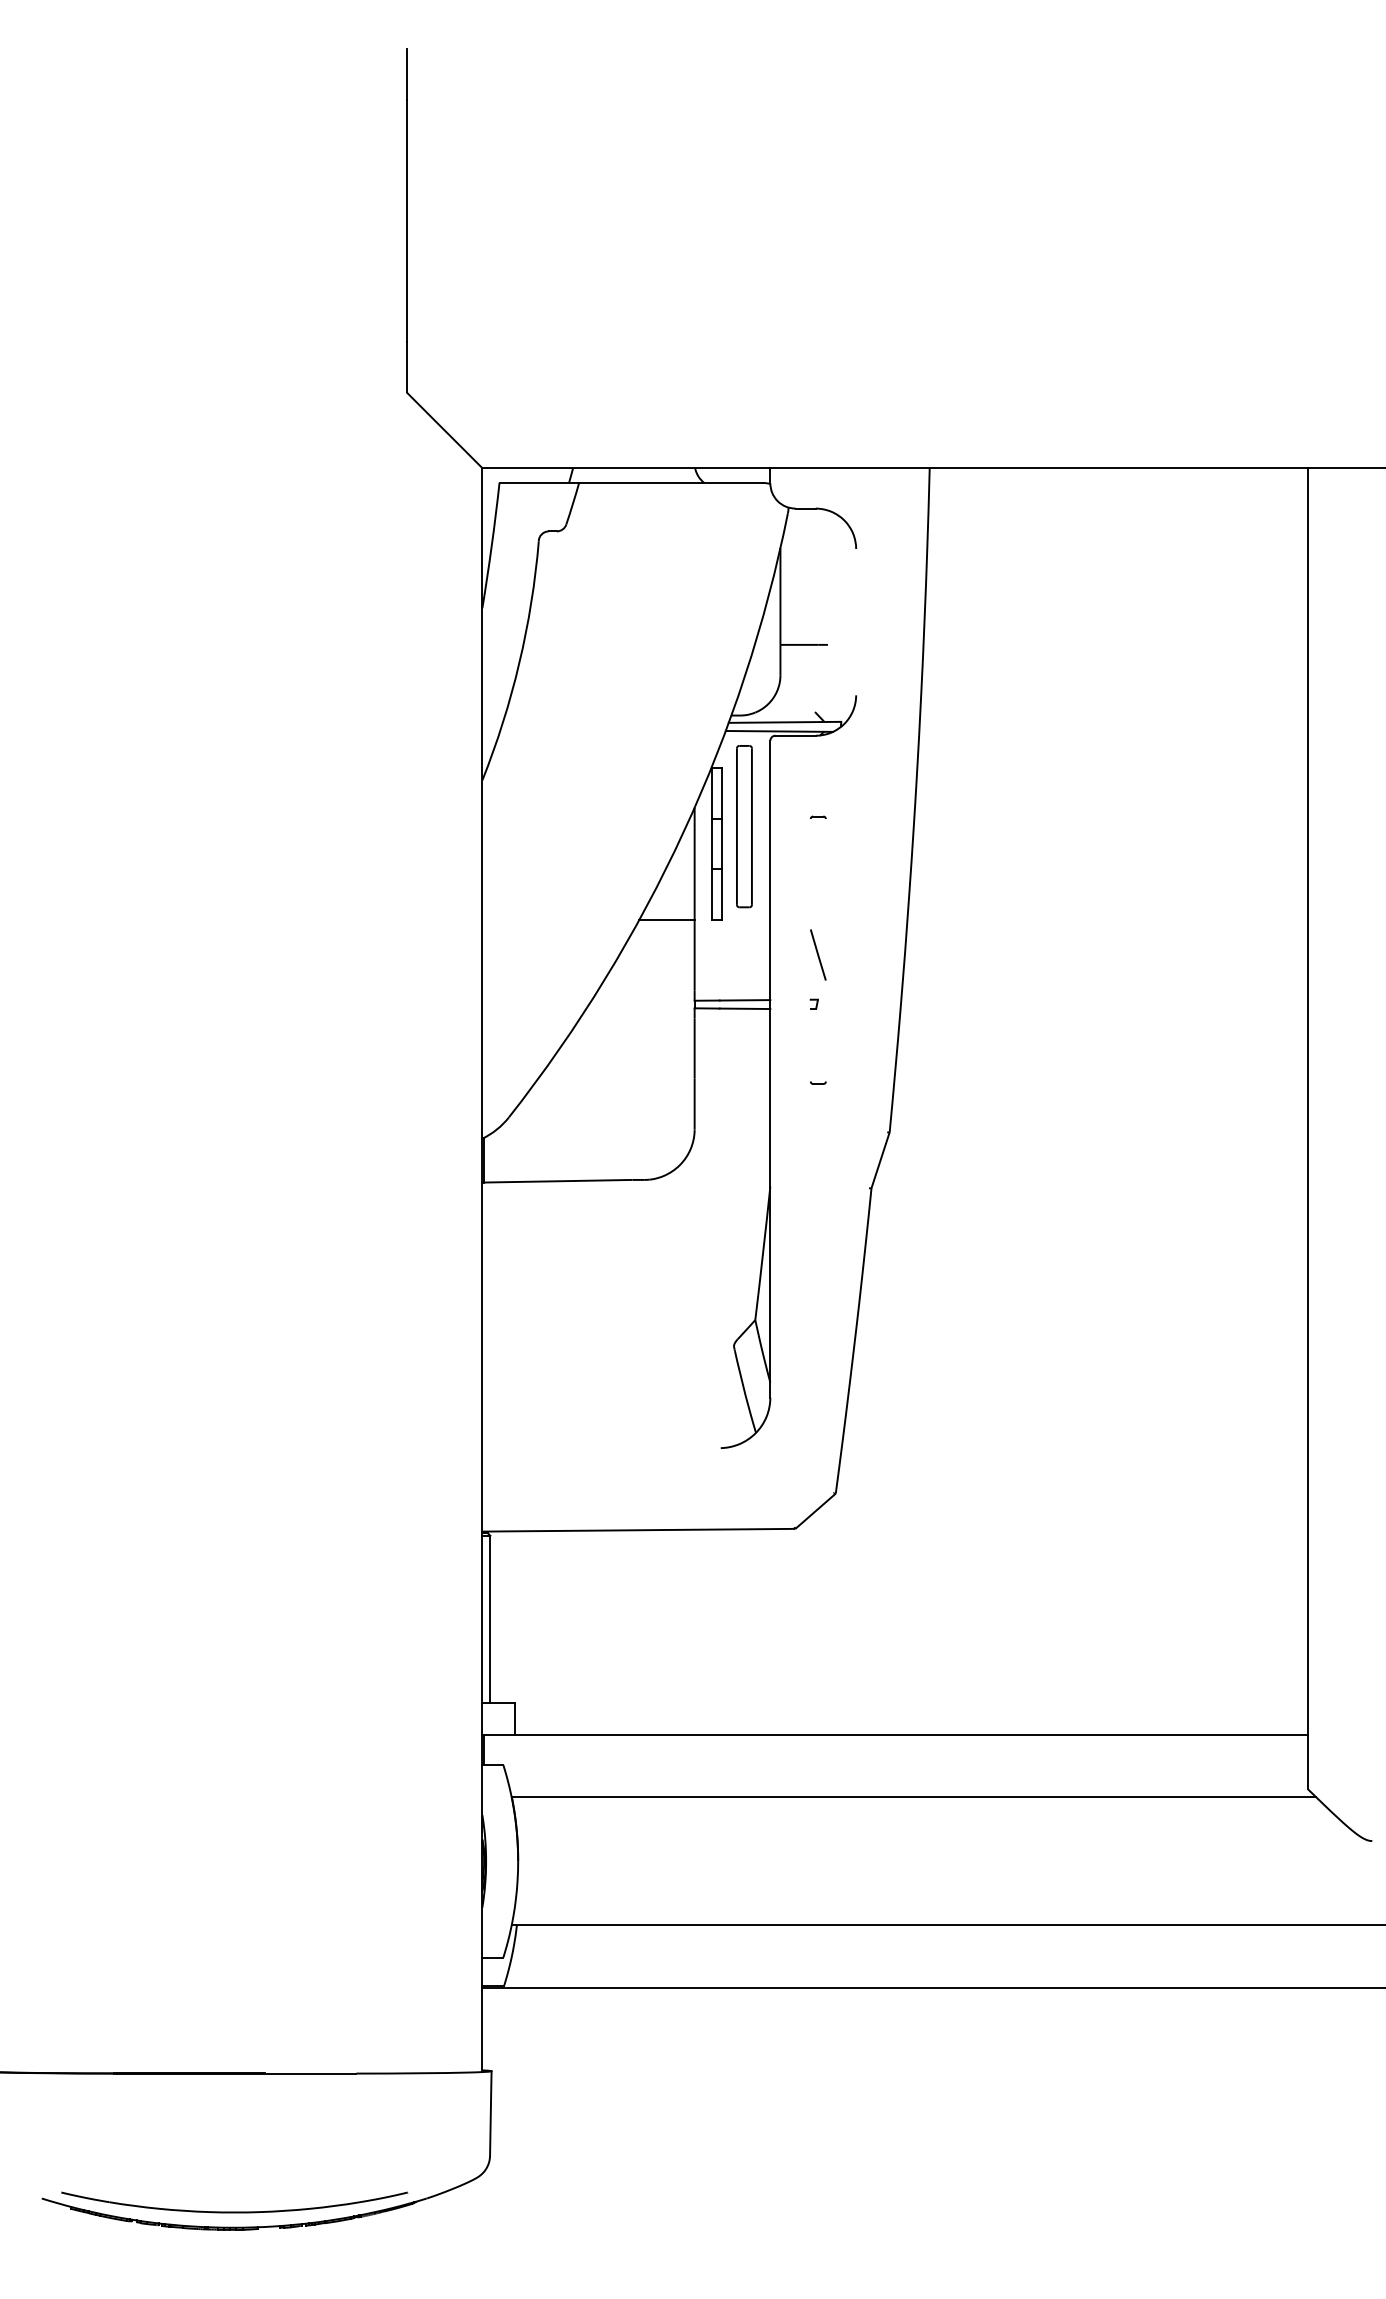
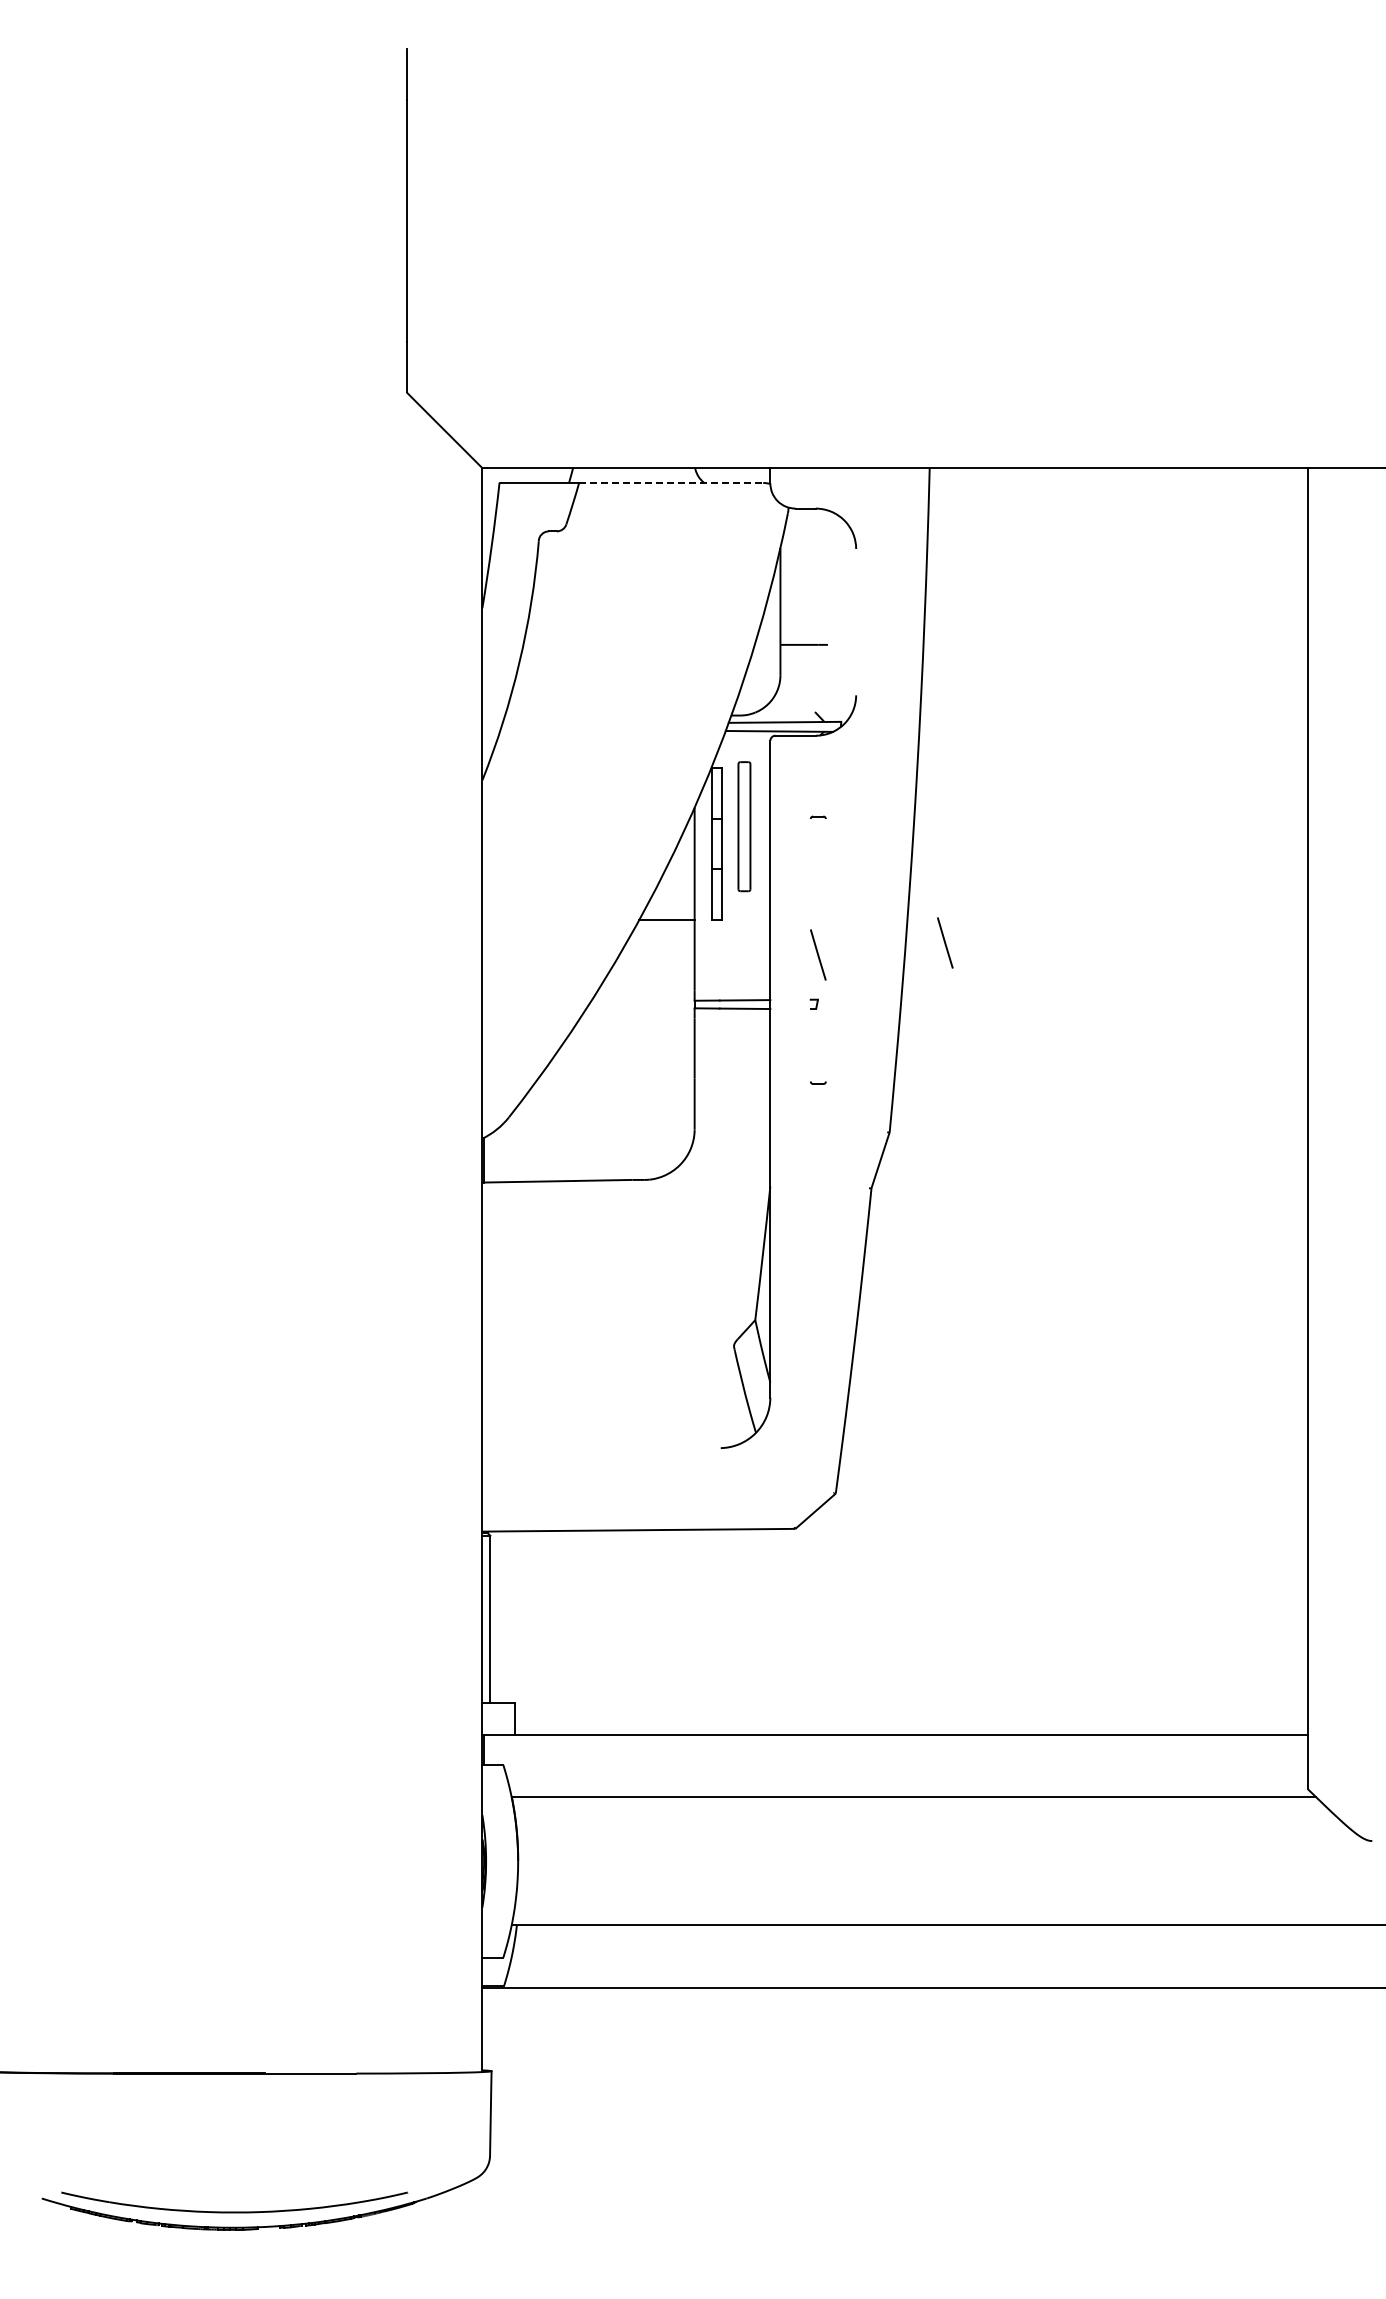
line: solid -> dashed (671, 483)
part size: 17x164 px -> 15x132 px (744, 826)
line: none -> present (945, 942)
